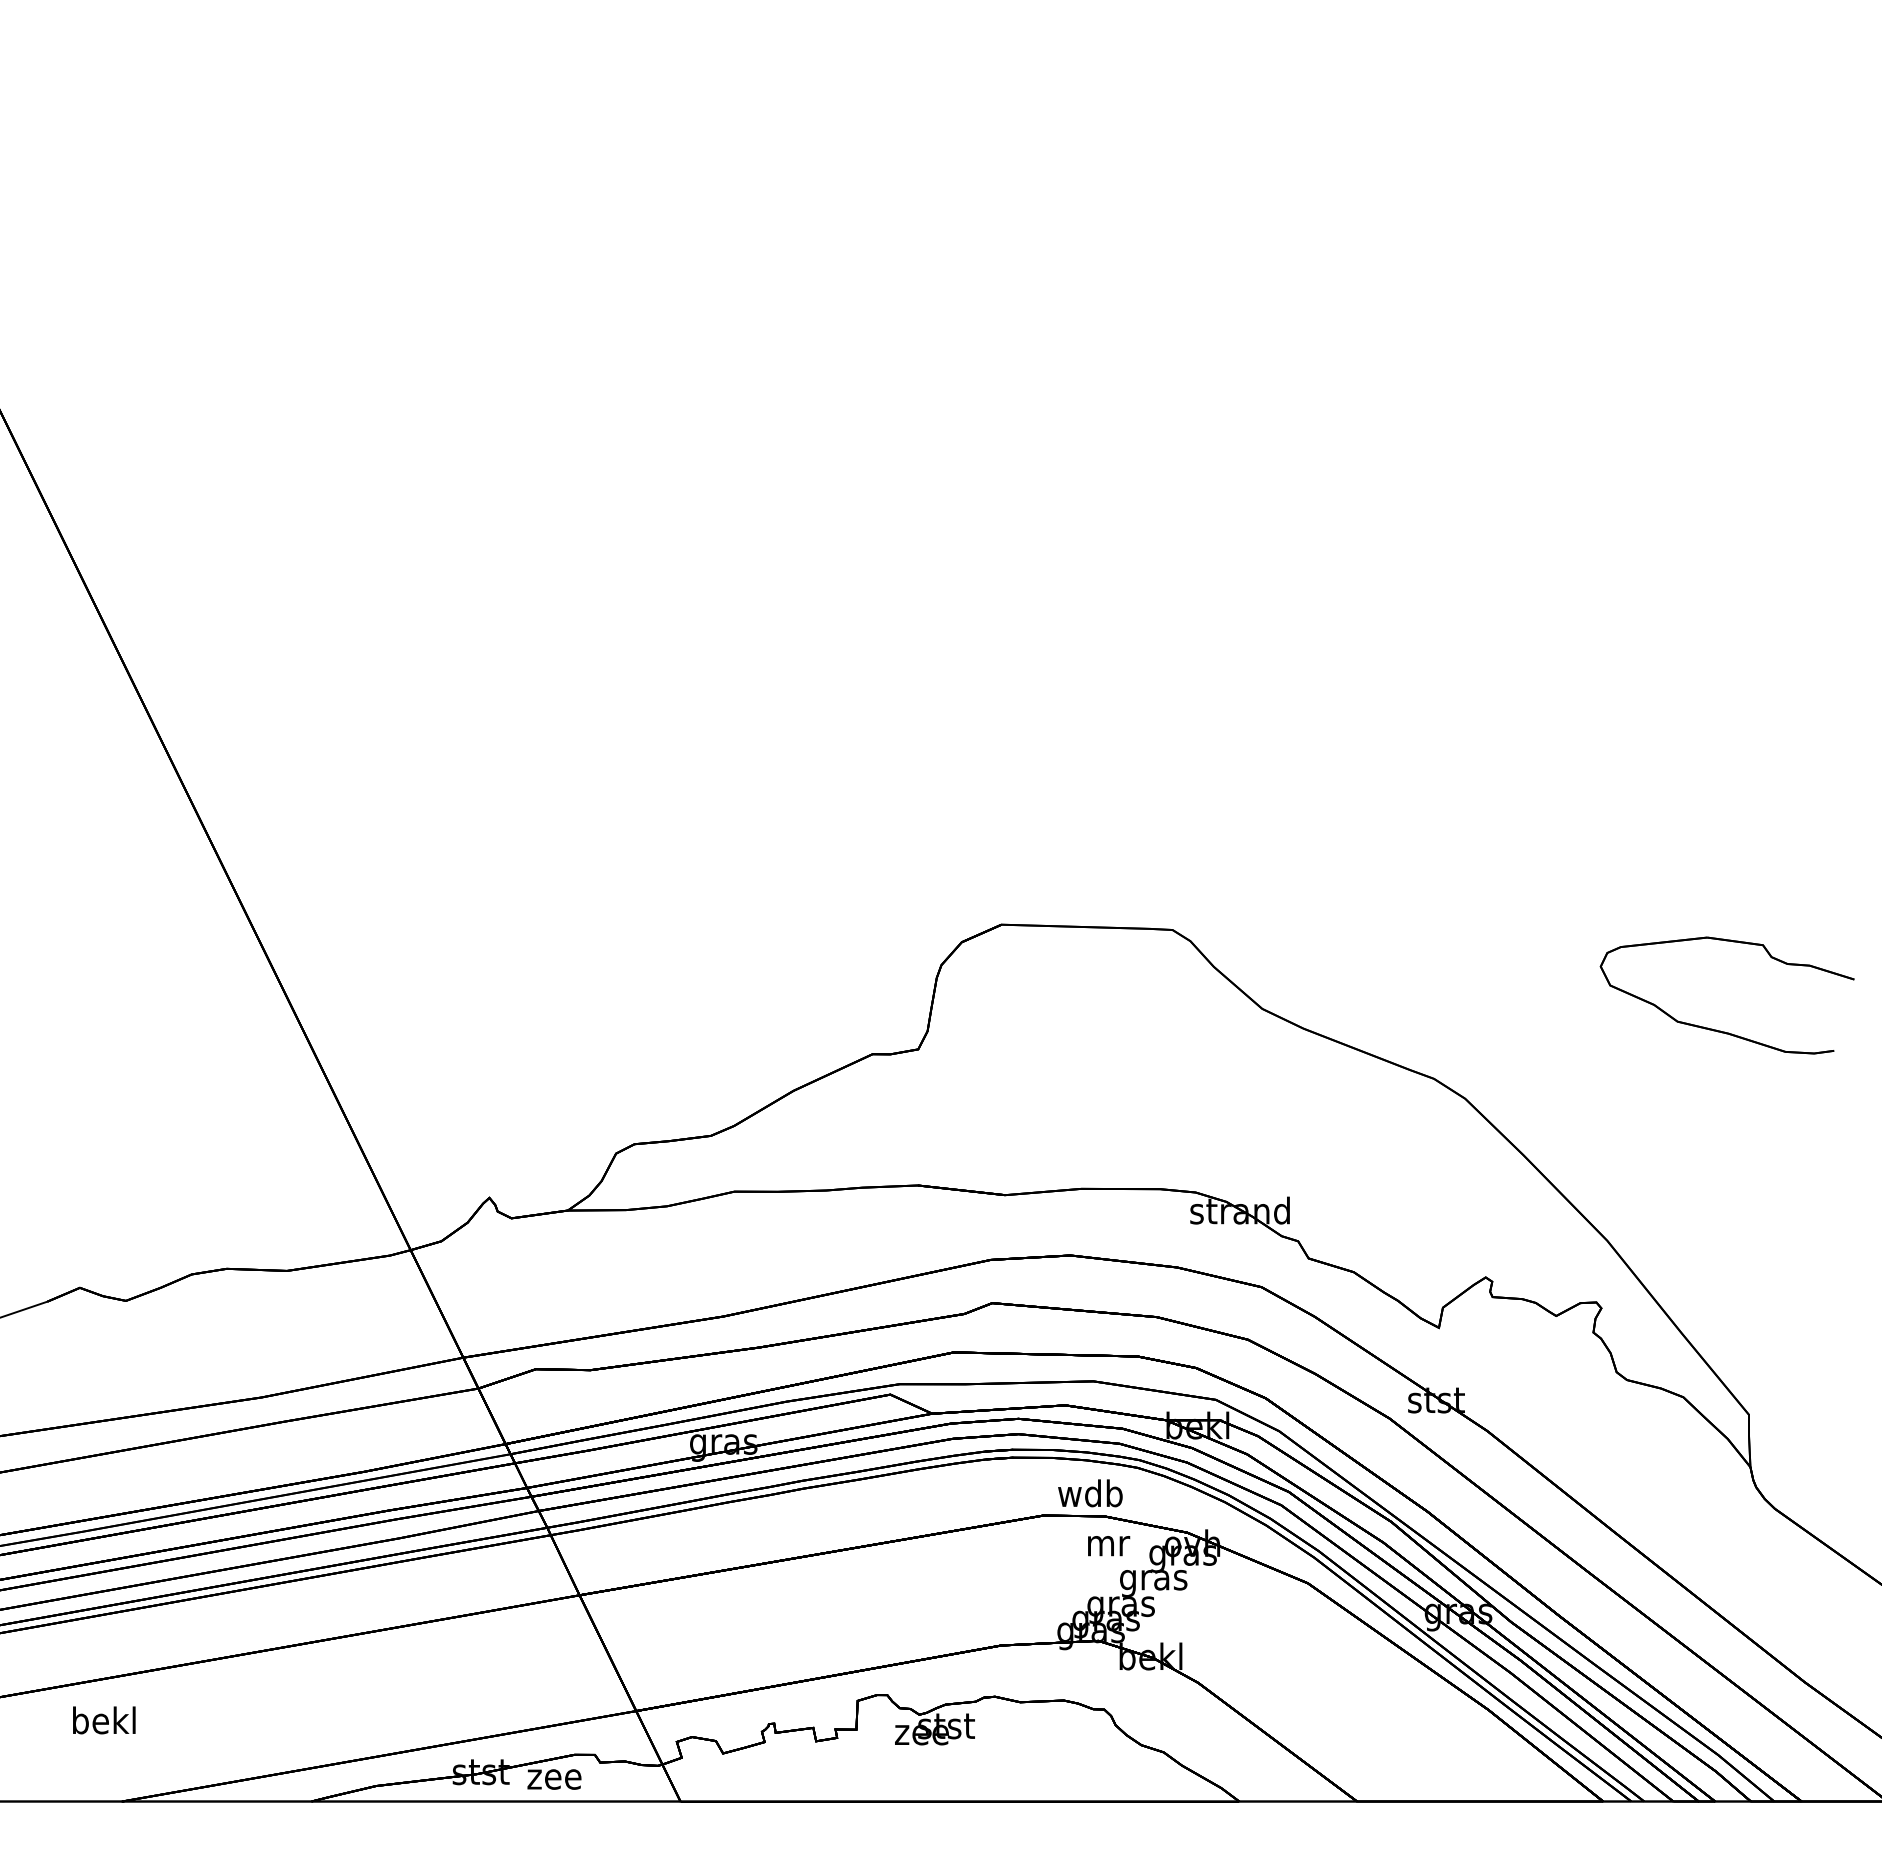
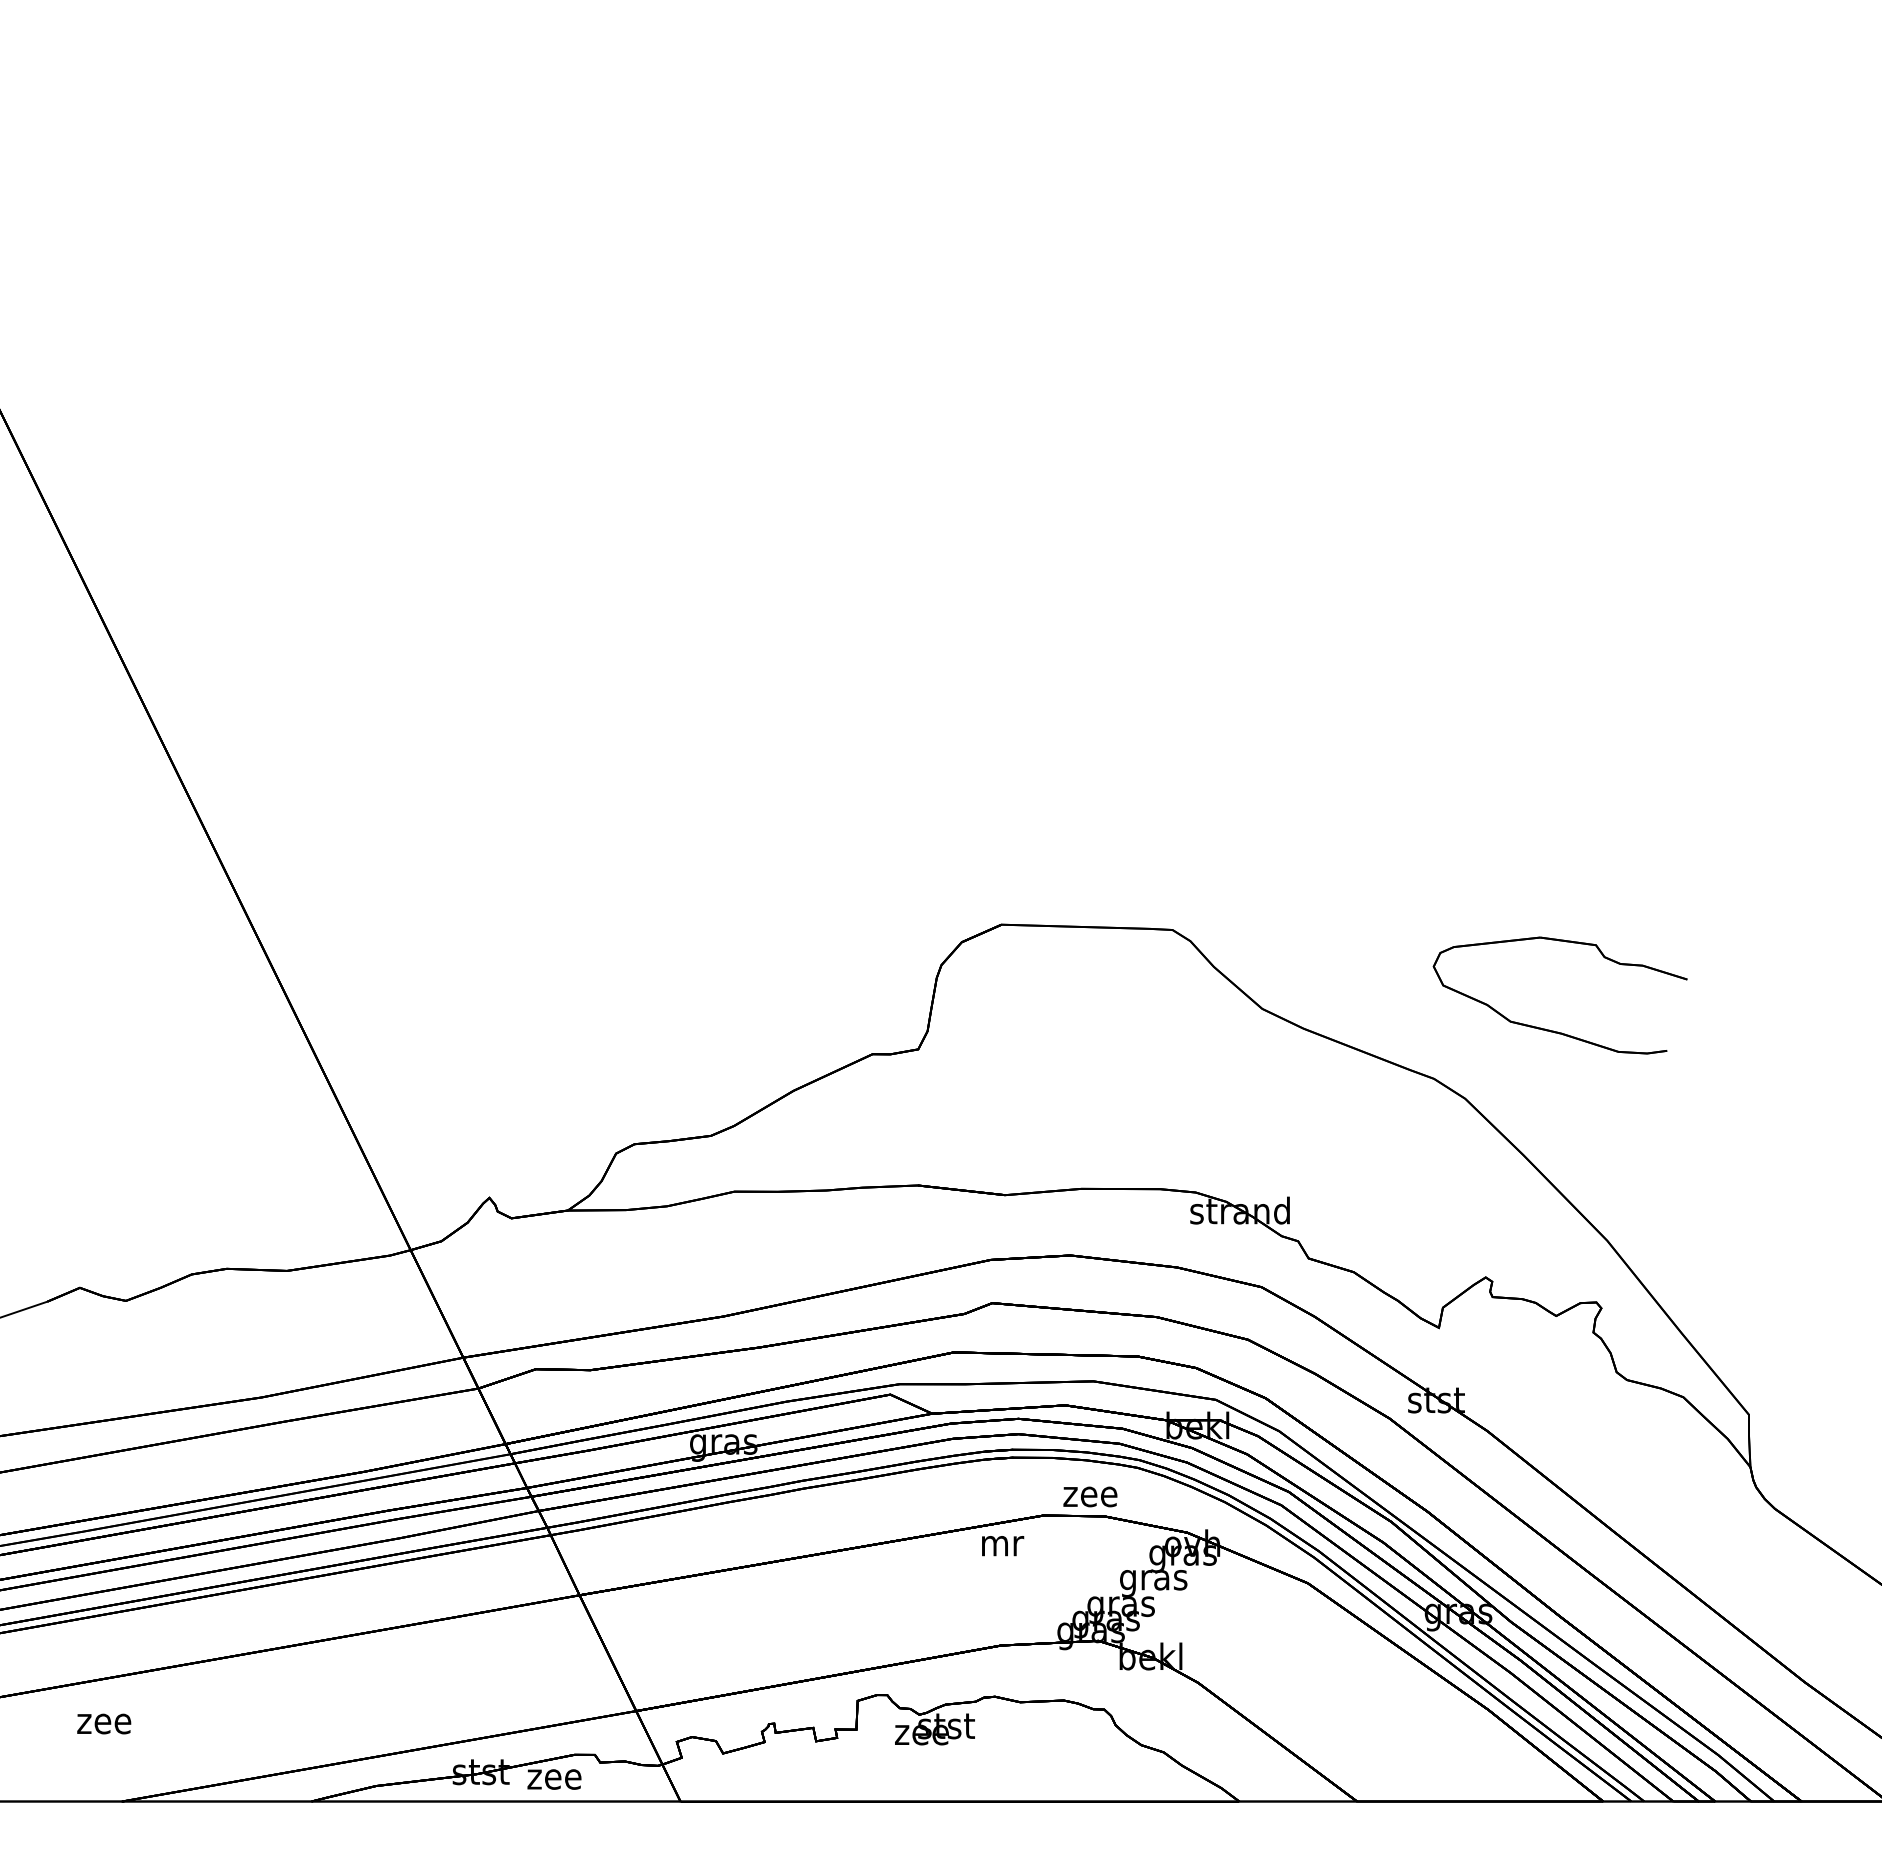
part position: (1716, 1029) -> (1549, 1029) (1549, 1029)
text: wdb -> zee (1090, 1493)
text position: (1109, 1546) -> (1003, 1546) (1003, 1546)
text: bekl -> zee (104, 1720)
